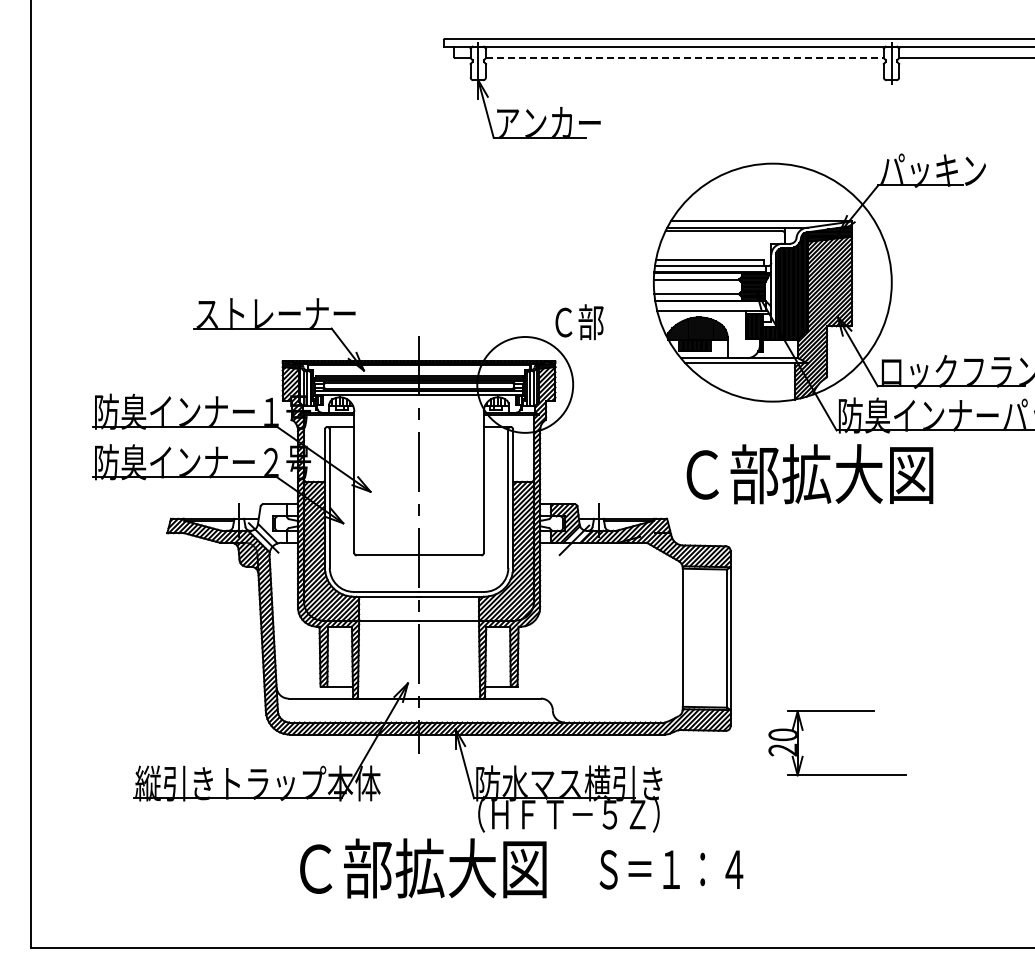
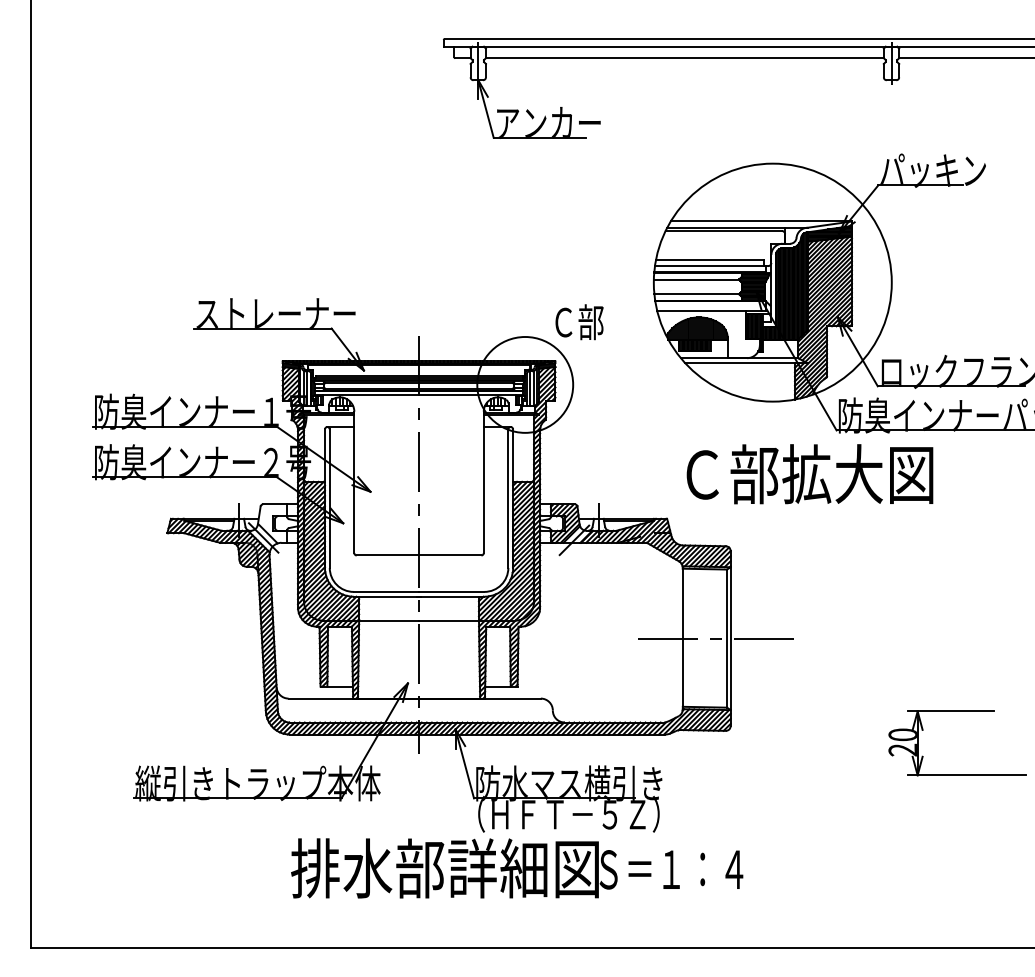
line: dashed -> solid (684, 58)
line: none -> present (714, 638)
part position: (837, 774) -> (957, 774) (957, 774)
text: Ｃ部拡大図 -> 排水部詳細図 (444, 868)
